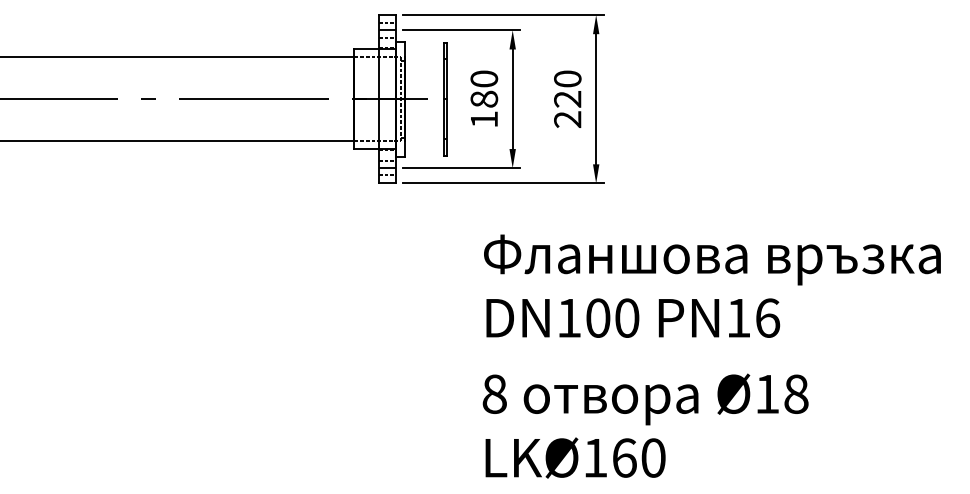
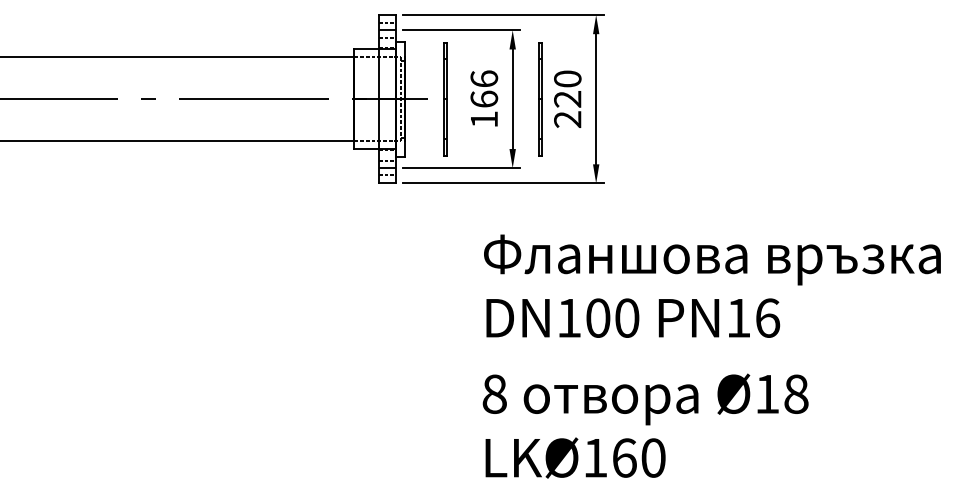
text: 180 -> 166 (484, 88)
line: none -> present (540, 99)
